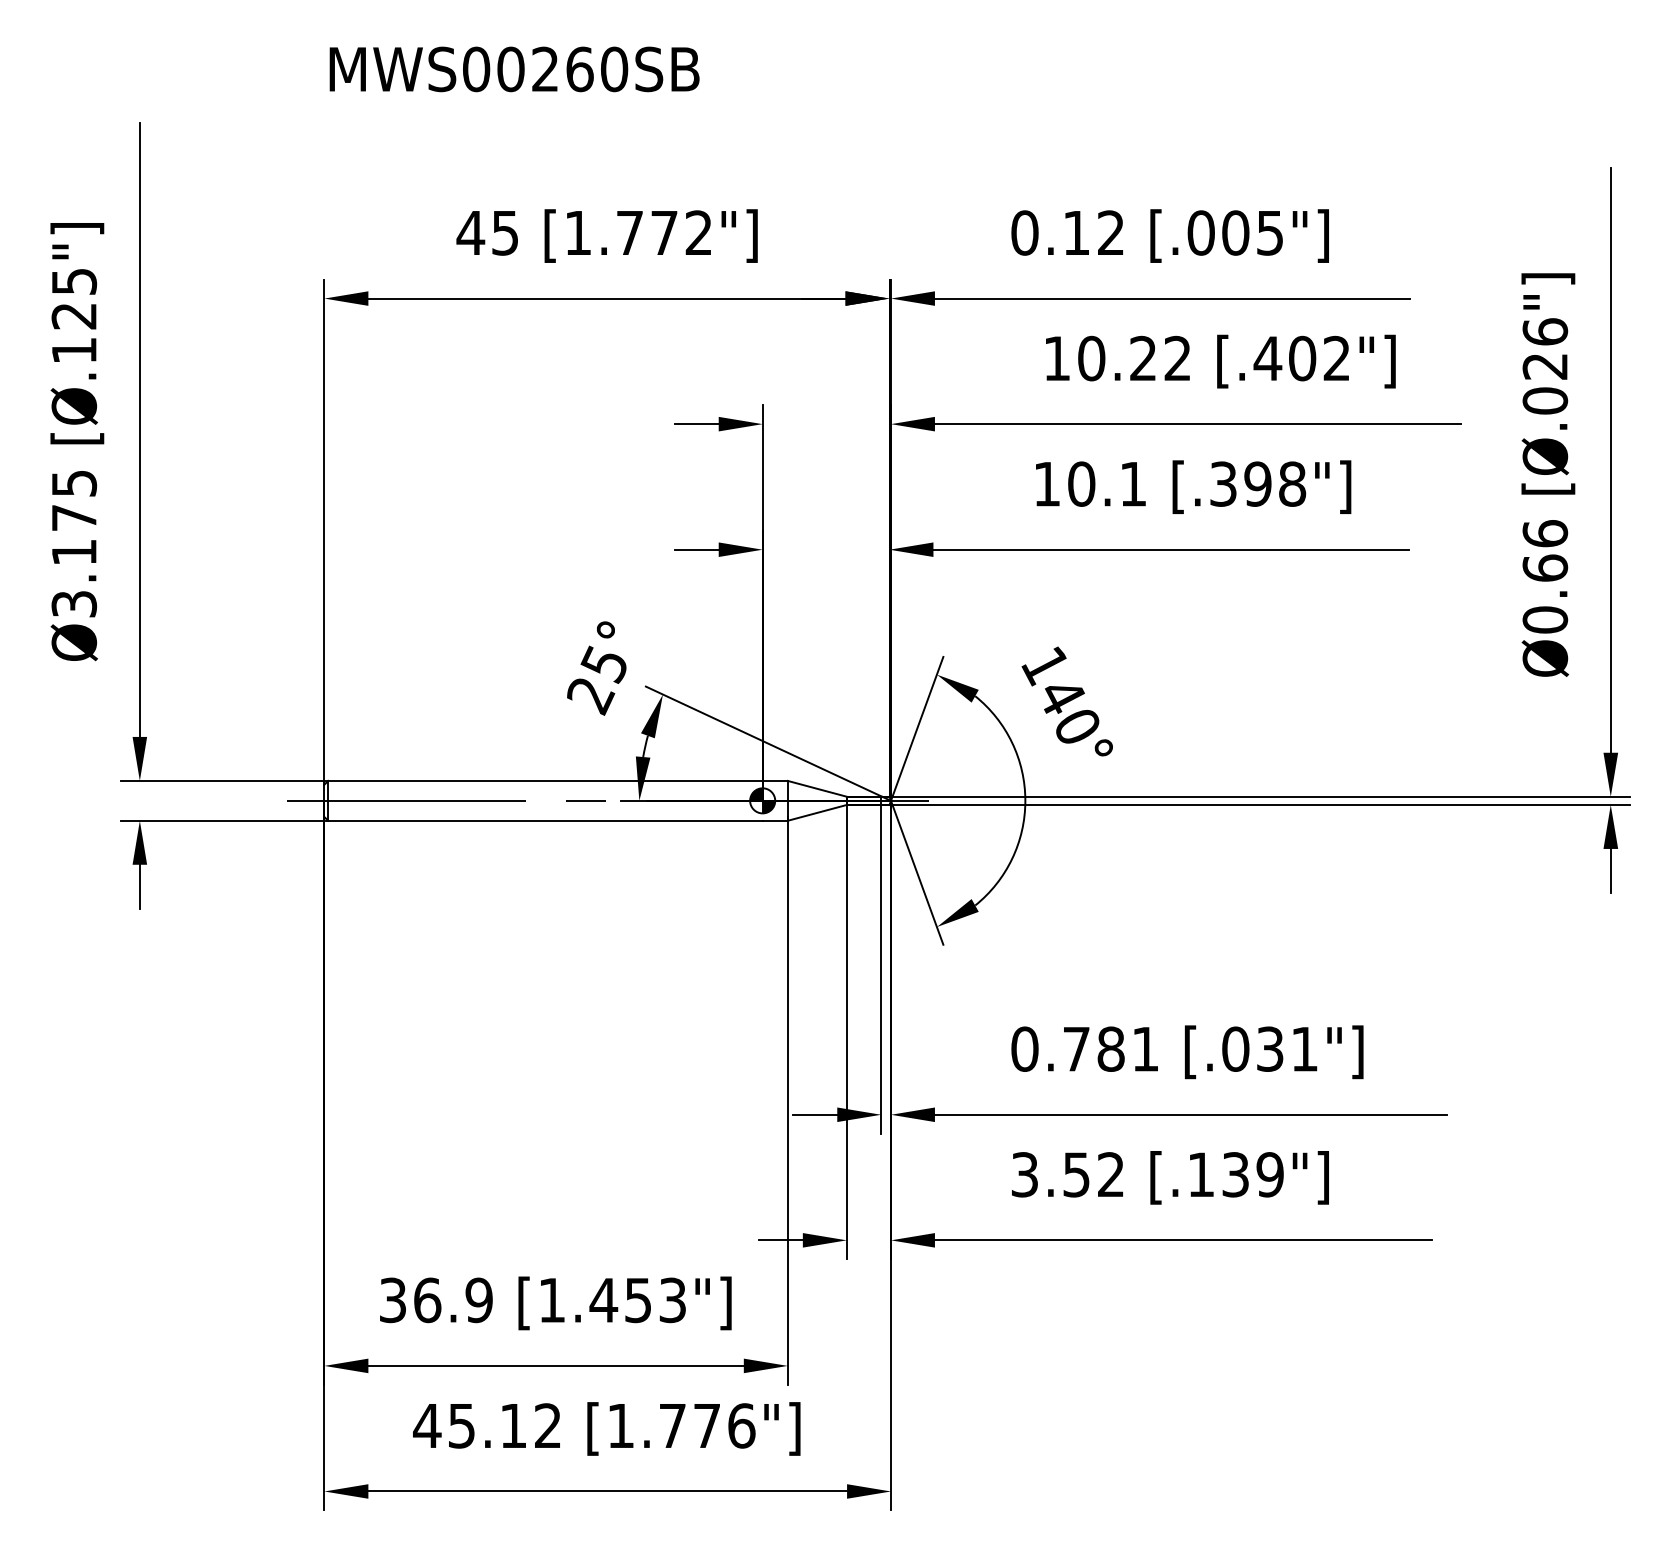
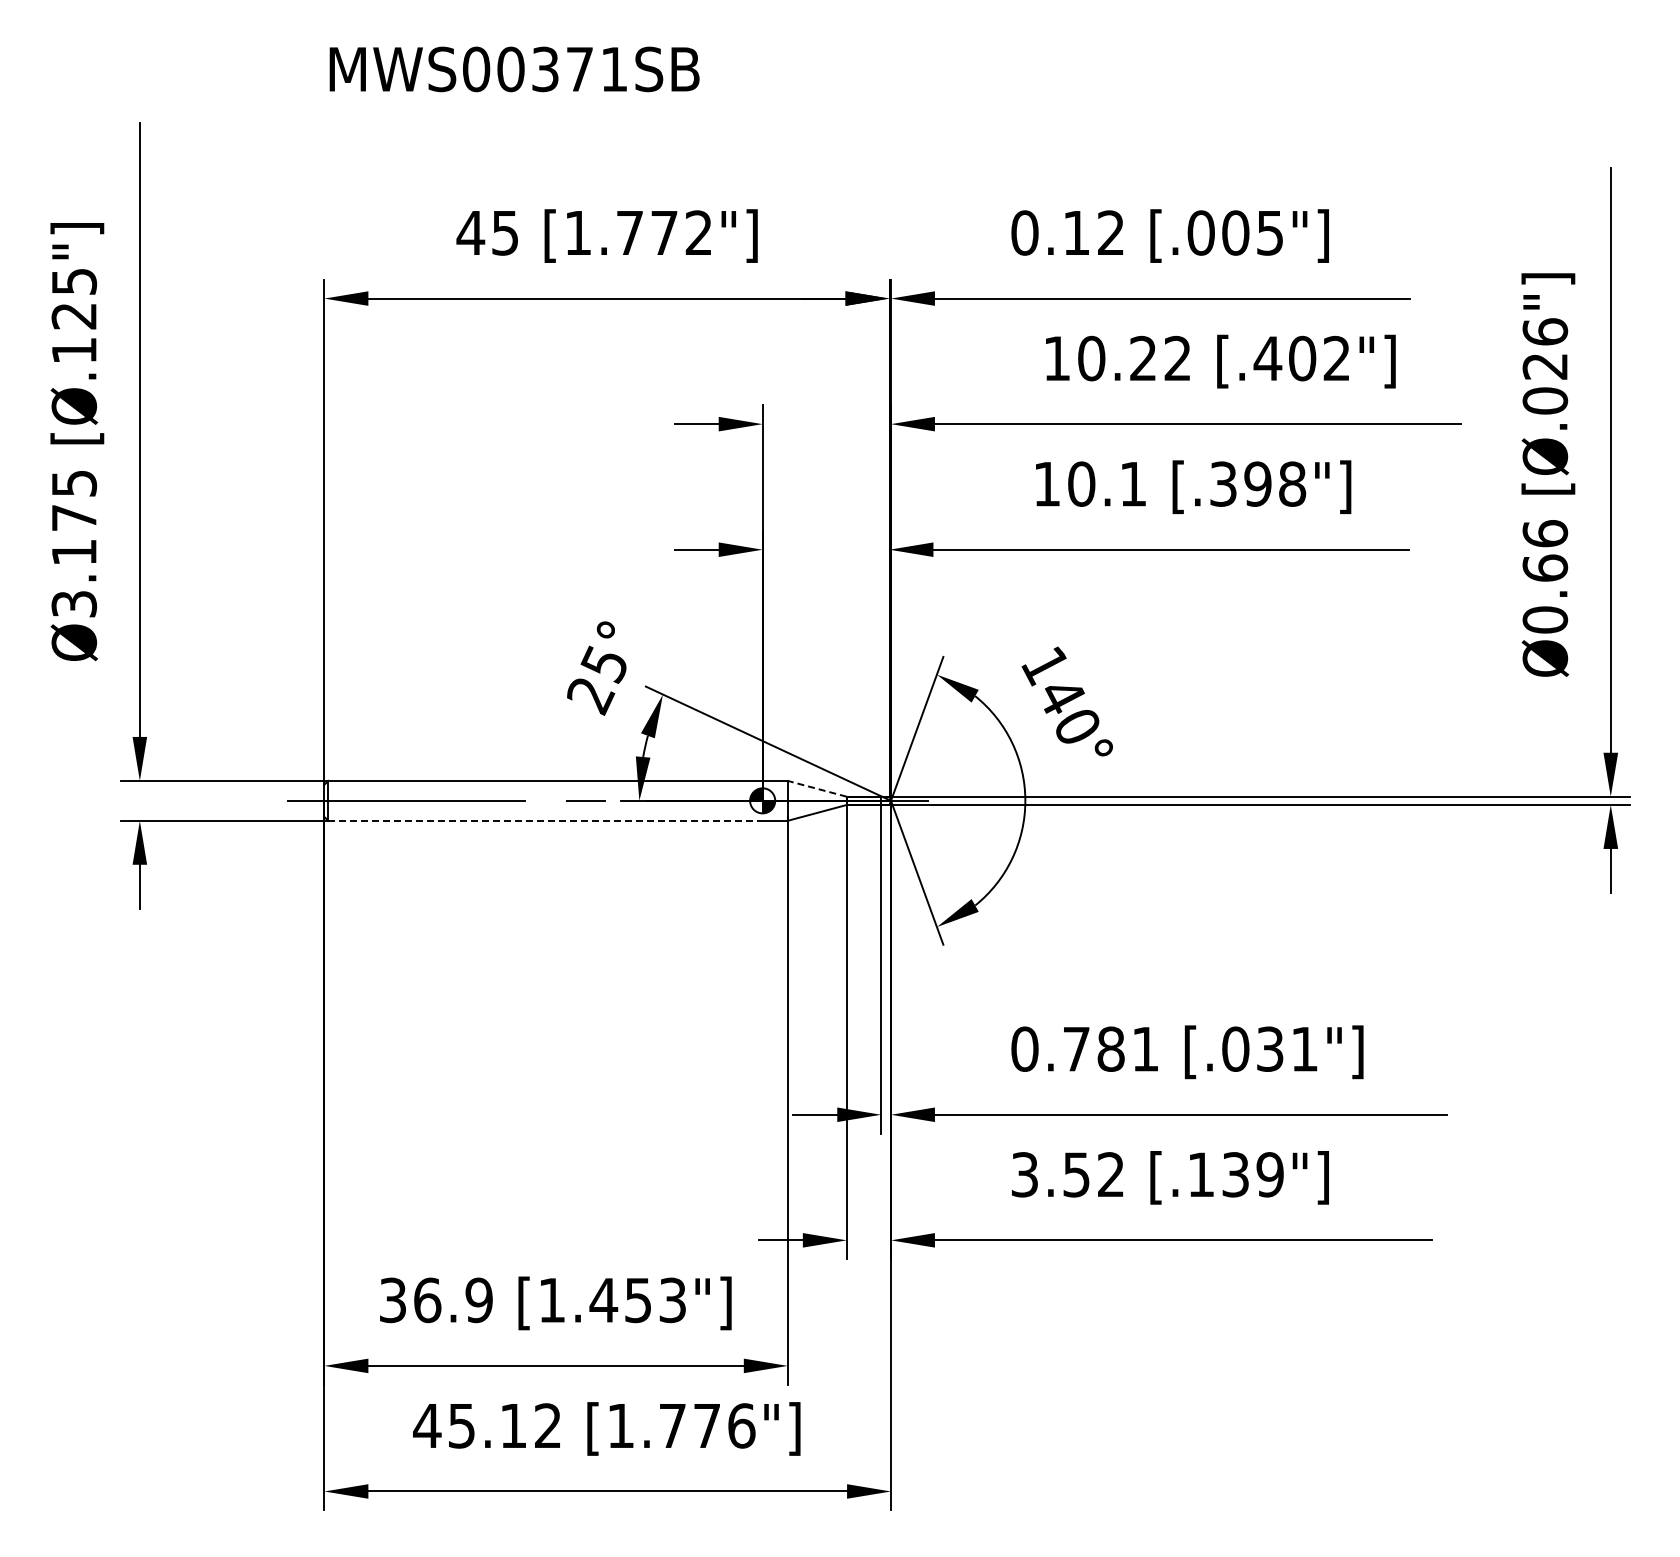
text: MWS00260SB -> MWS00371SB (580, 69)
line: solid -> dashed (817, 788)
line: solid -> dashed (545, 820)
